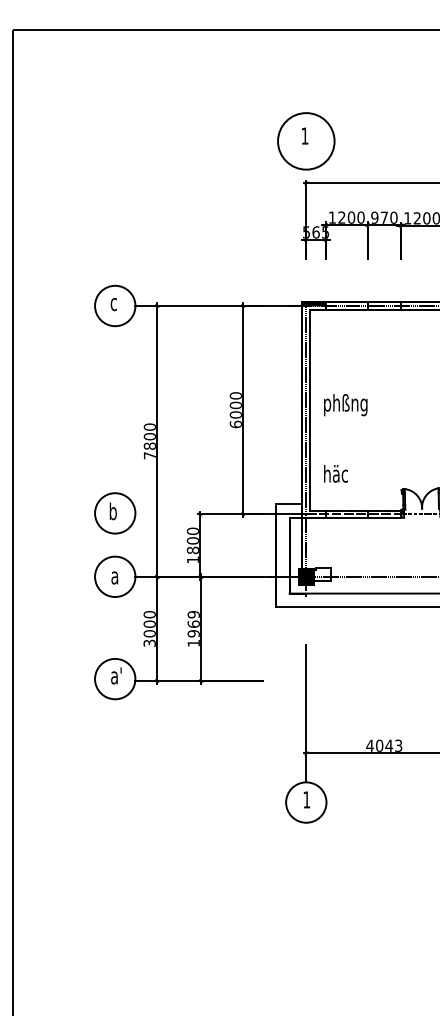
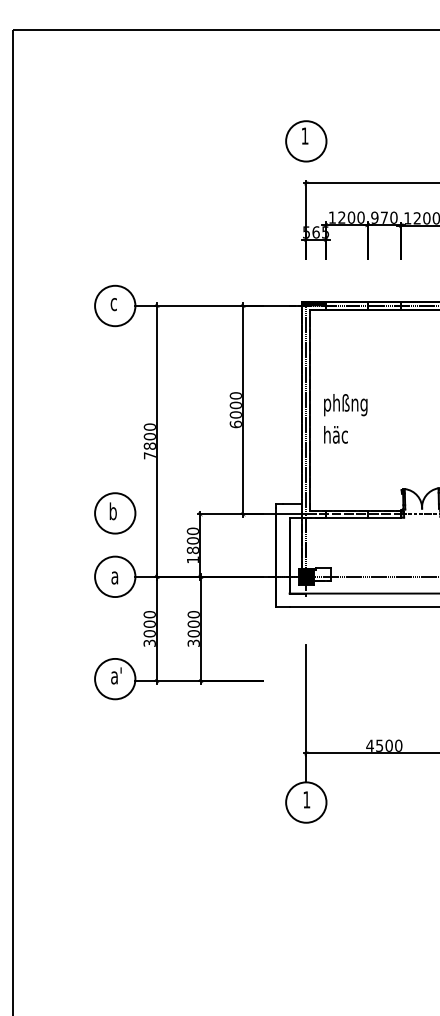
circle diameter: 57 px -> 40 px (306, 141)
text position: (335, 473) -> (335, 434) (335, 434)
text: 1969 -> 3000 (193, 628)
text: 4043 -> 4500 (389, 745)
